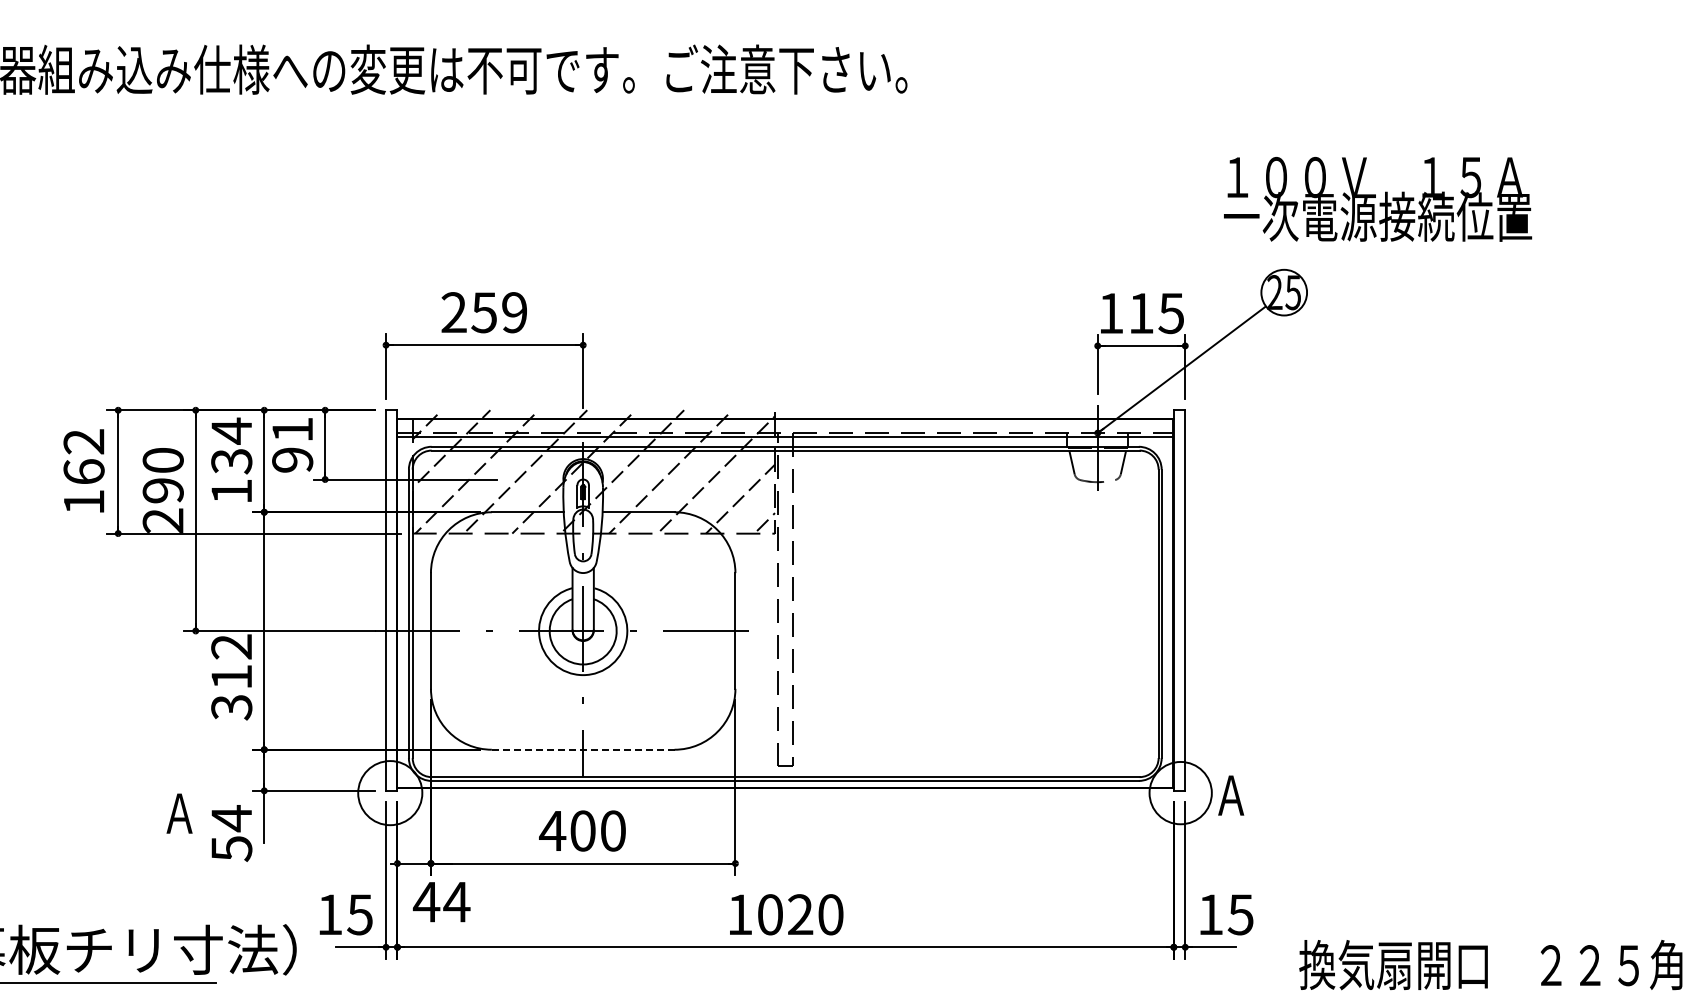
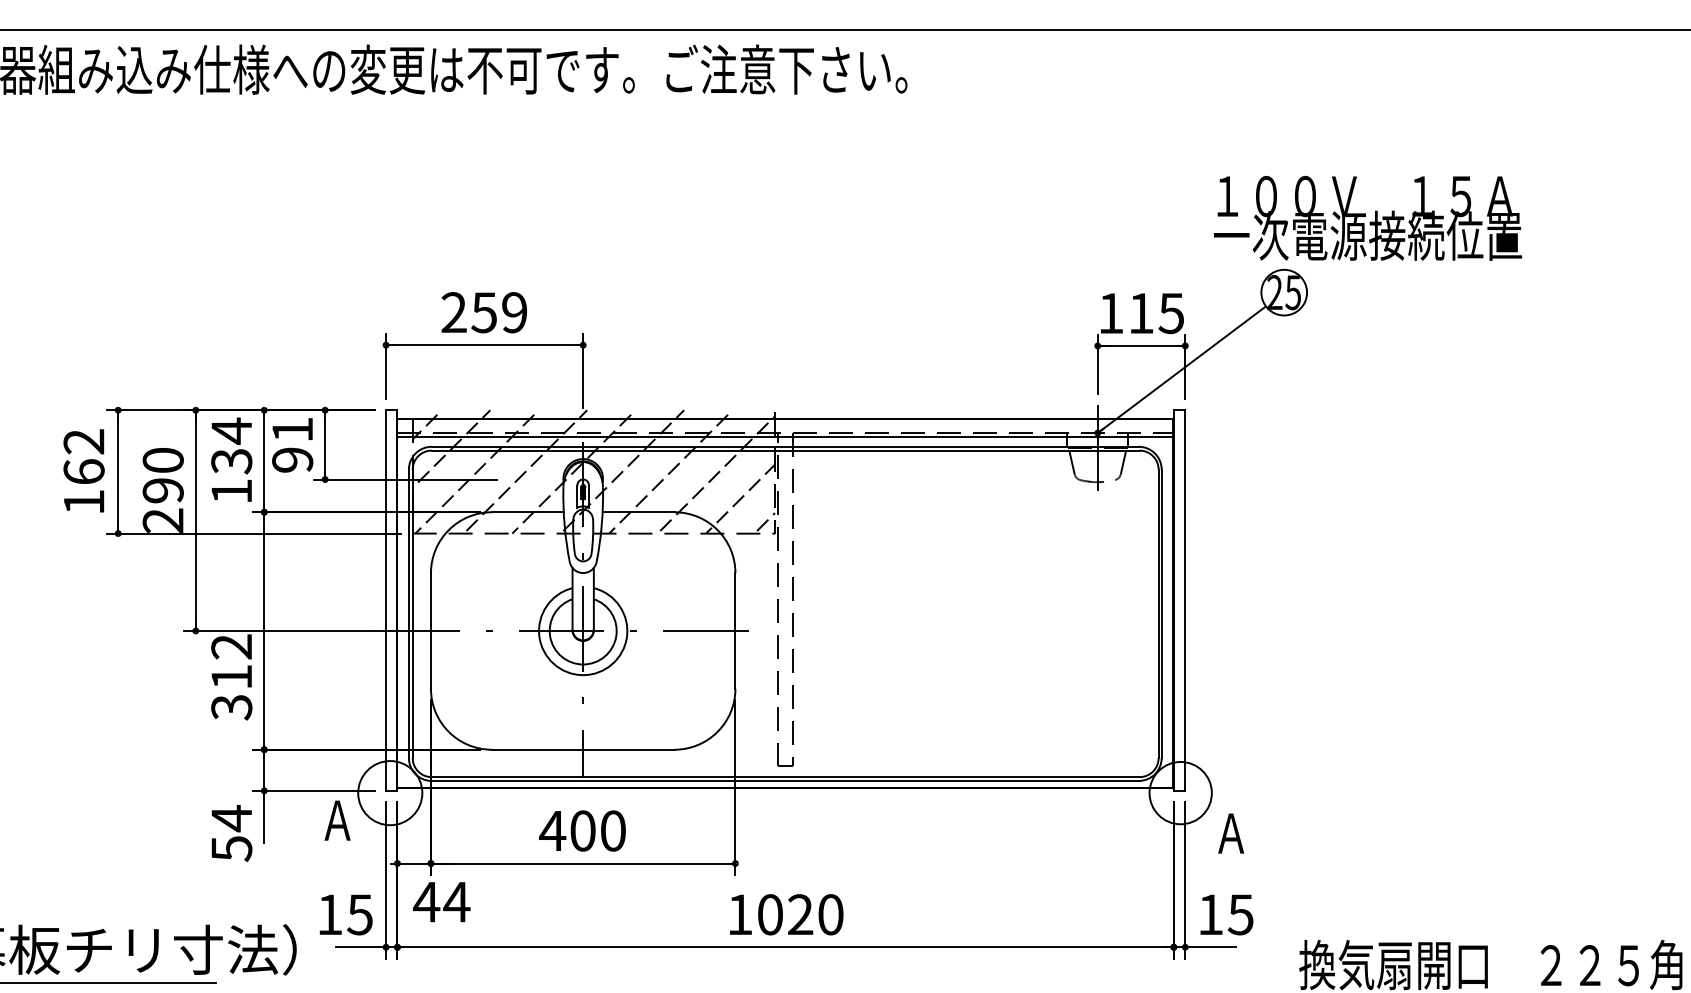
line: none -> present (844, 29)
text position: (1378, 199) -> (1368, 218) (1368, 218)
line: dashed -> solid (583, 749)
text position: (1231, 795) -> (1231, 833) (1231, 833)
text position: (179, 813) -> (337, 820) (337, 820)
